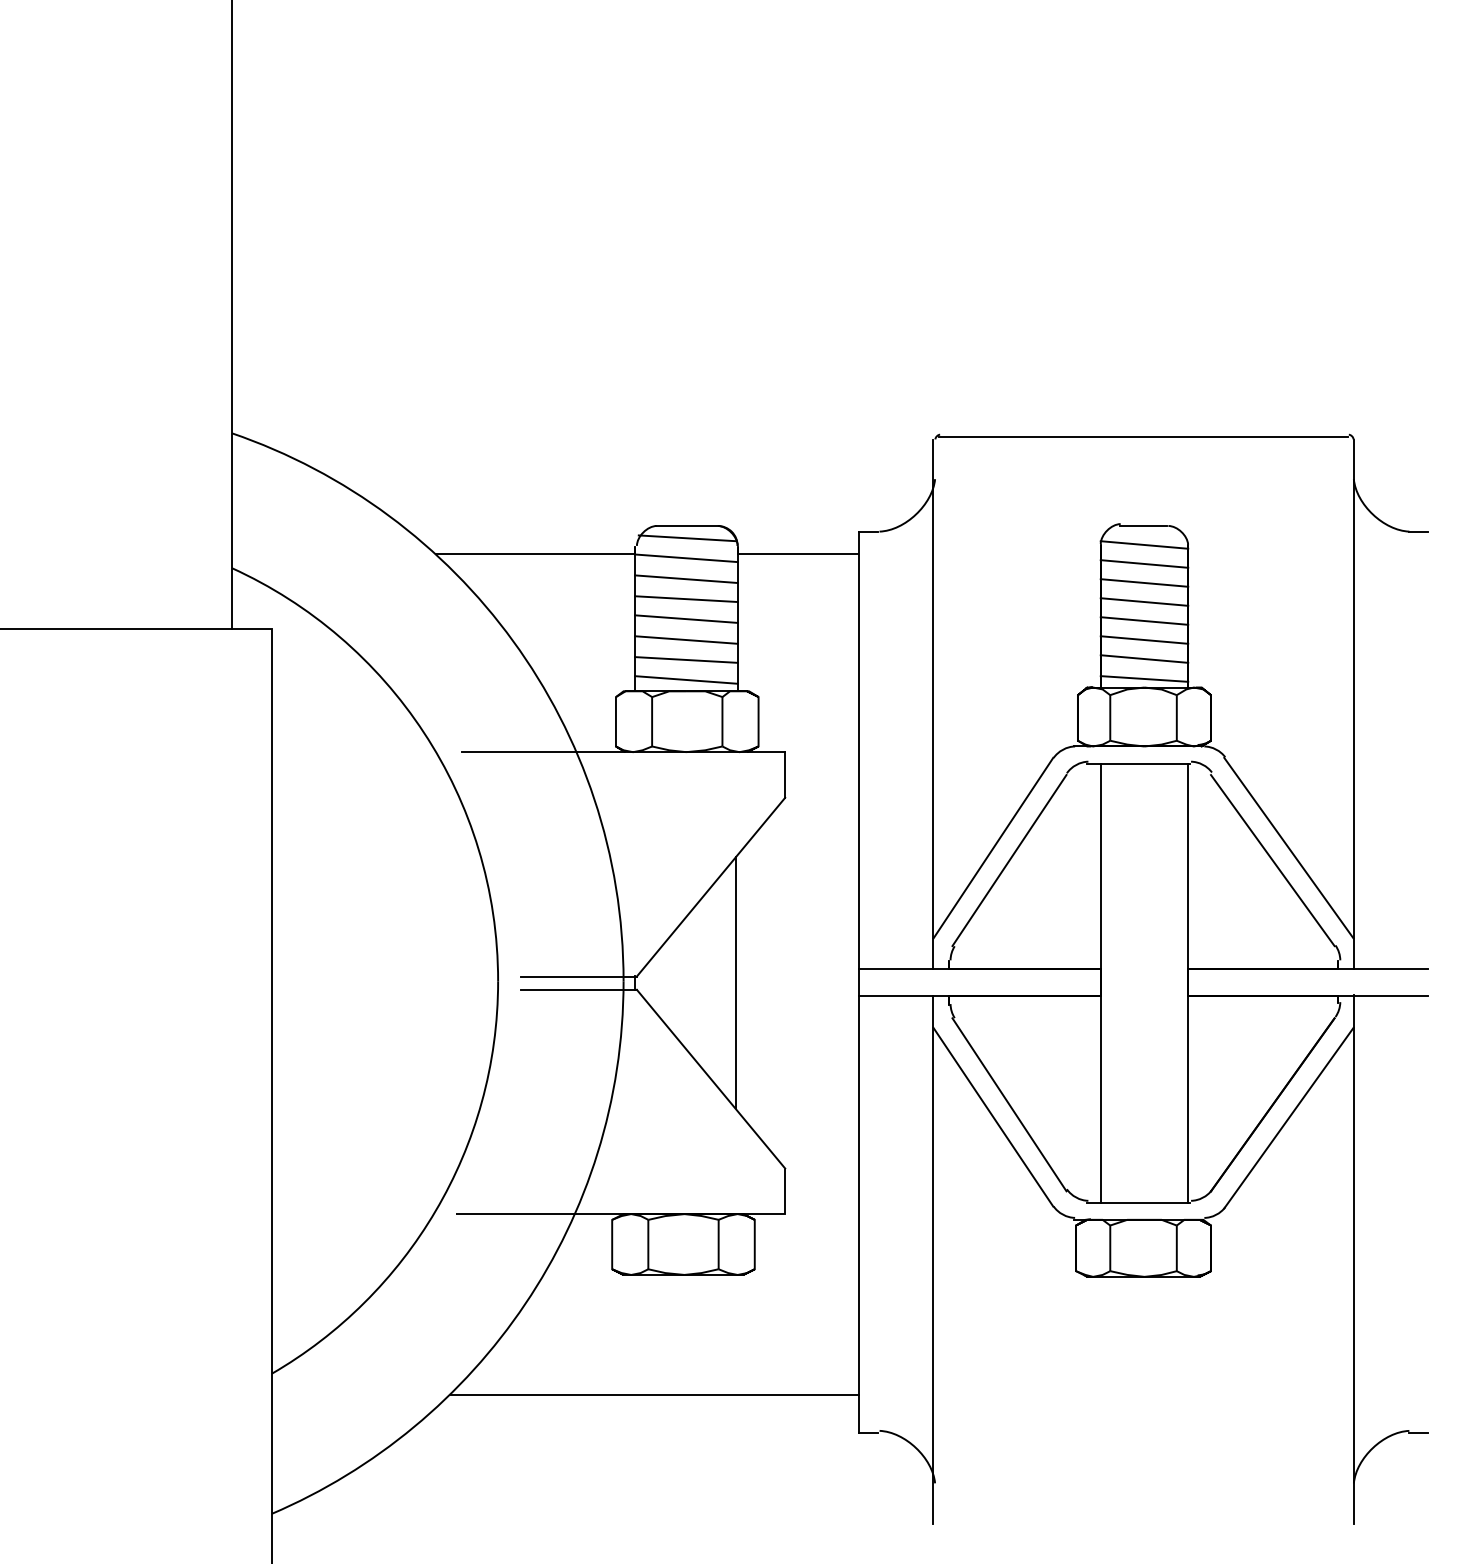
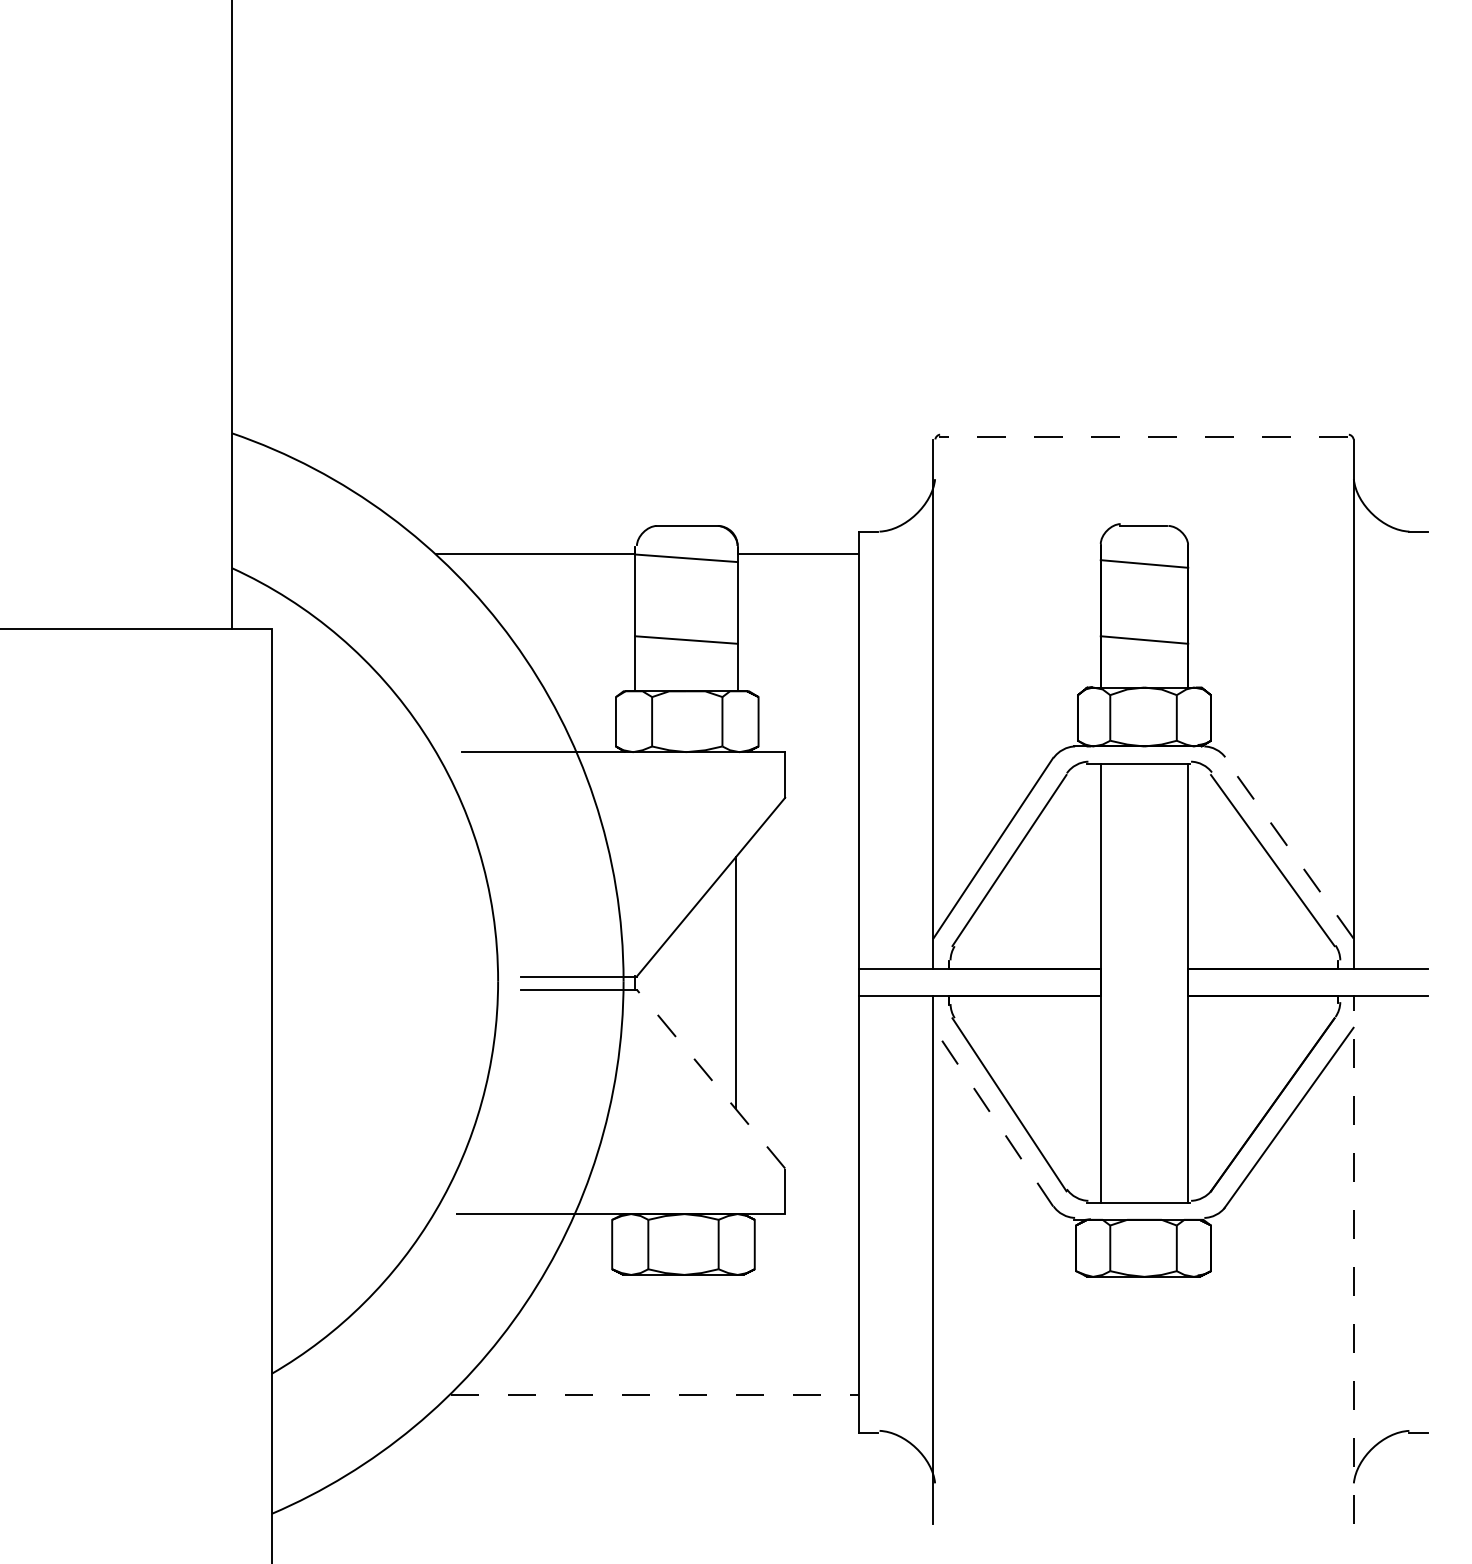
line: solid -> dashed (1143, 436)
line: present -> none (686, 538)
line: present -> none (1144, 544)
line: present -> none (685, 579)
line: present -> none (1144, 582)
line: present -> none (685, 599)
line: present -> none (1144, 601)
line: present -> none (685, 618)
line: present -> none (1144, 620)
line: present -> none (1144, 658)
line: present -> none (685, 659)
line: present -> none (1144, 678)
line: present -> none (685, 679)
line: solid -> dashed (1288, 847)
line: solid -> dashed (710, 1078)
line: solid -> dashed (993, 1117)
line: solid -> dashed (1353, 1259)
line: solid -> dashed (655, 1394)
